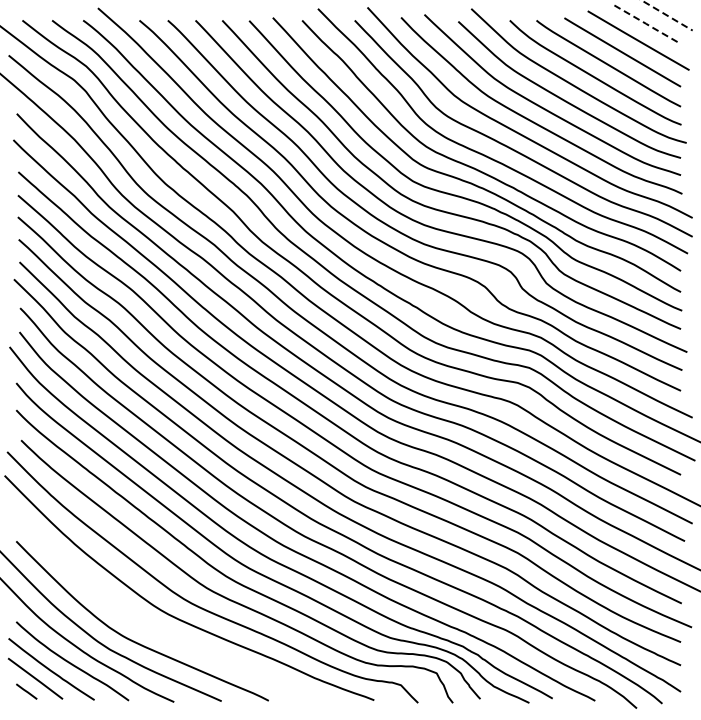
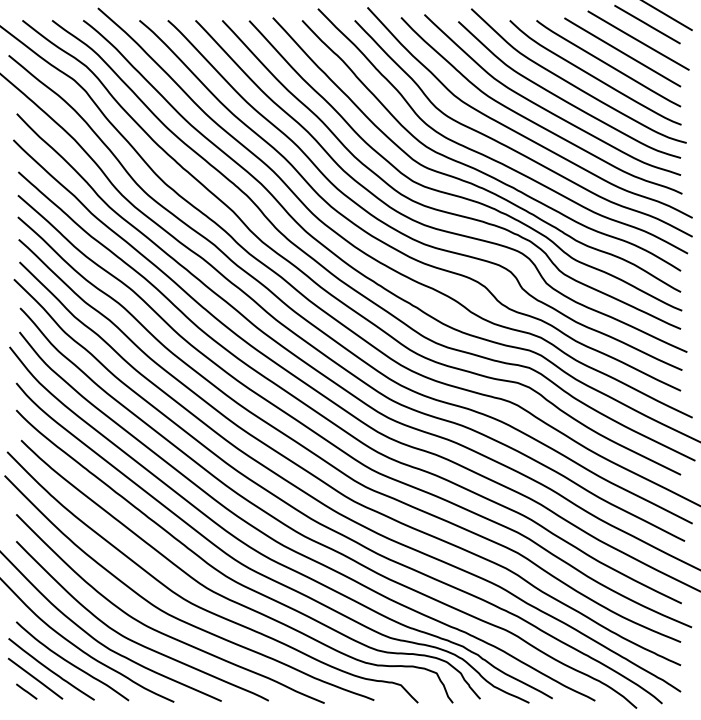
line: dashed -> solid (667, 15)
line: dashed -> solid (647, 24)
curve: none -> present (158, 630)
